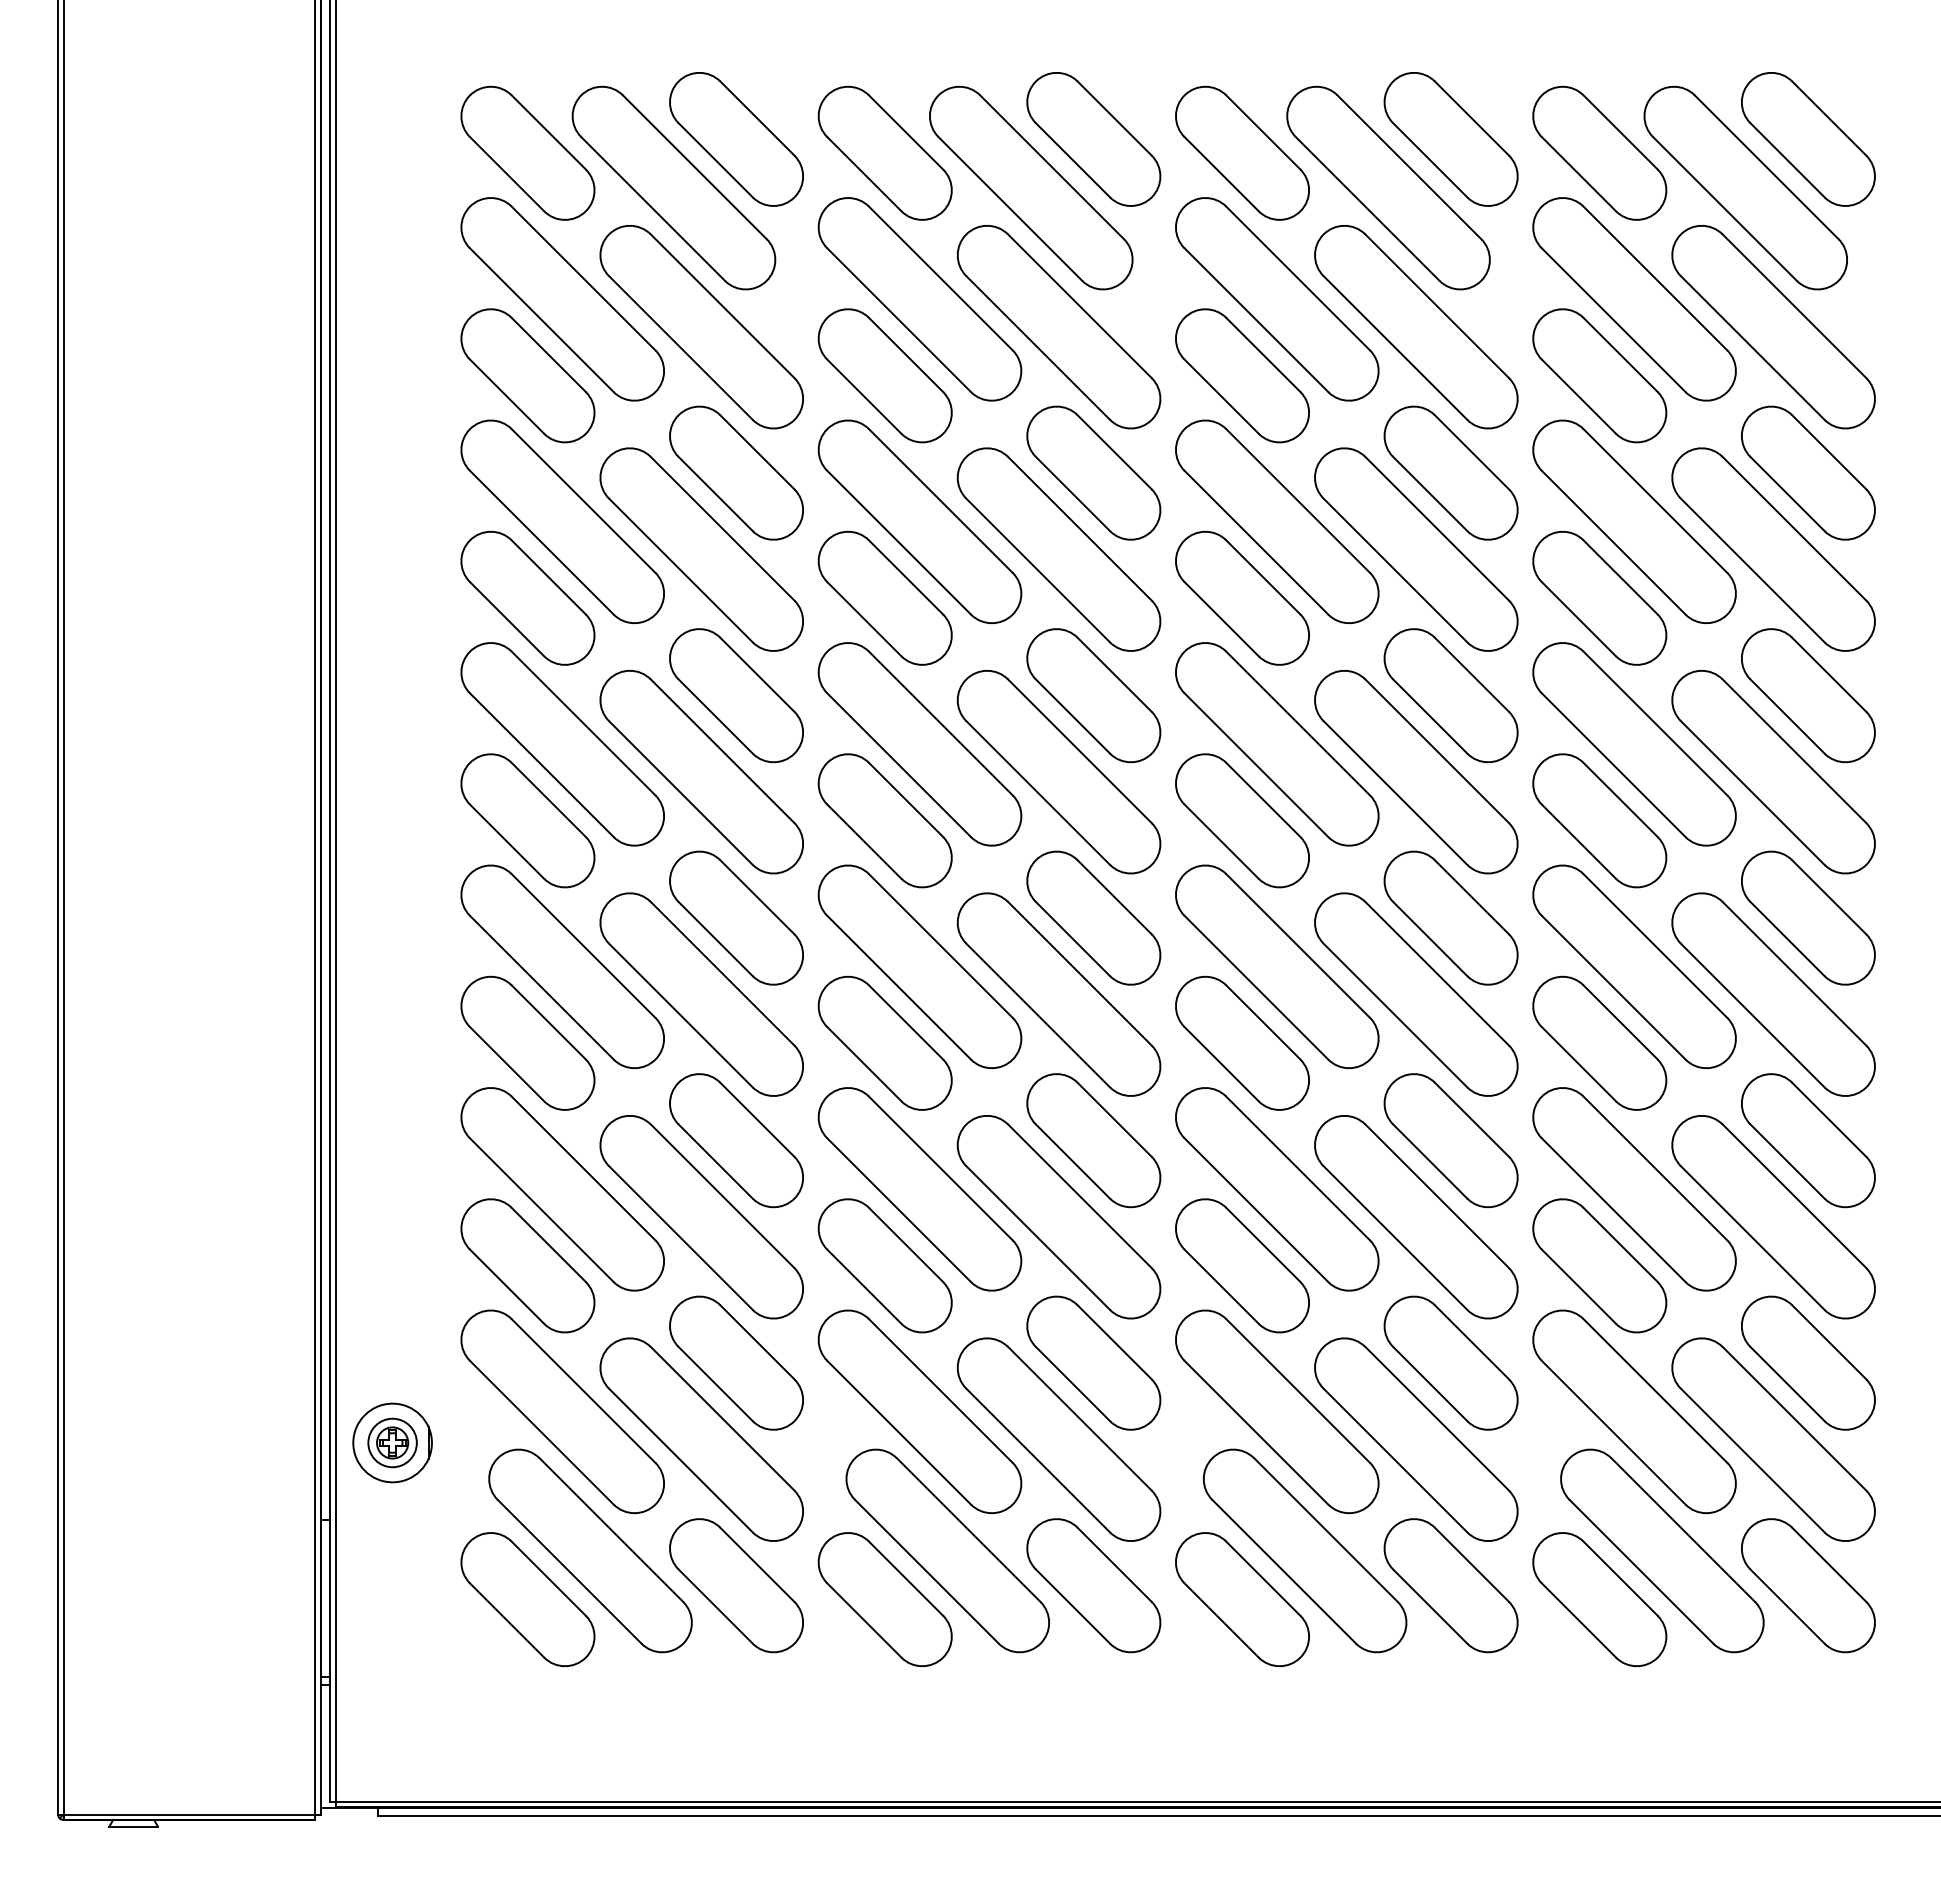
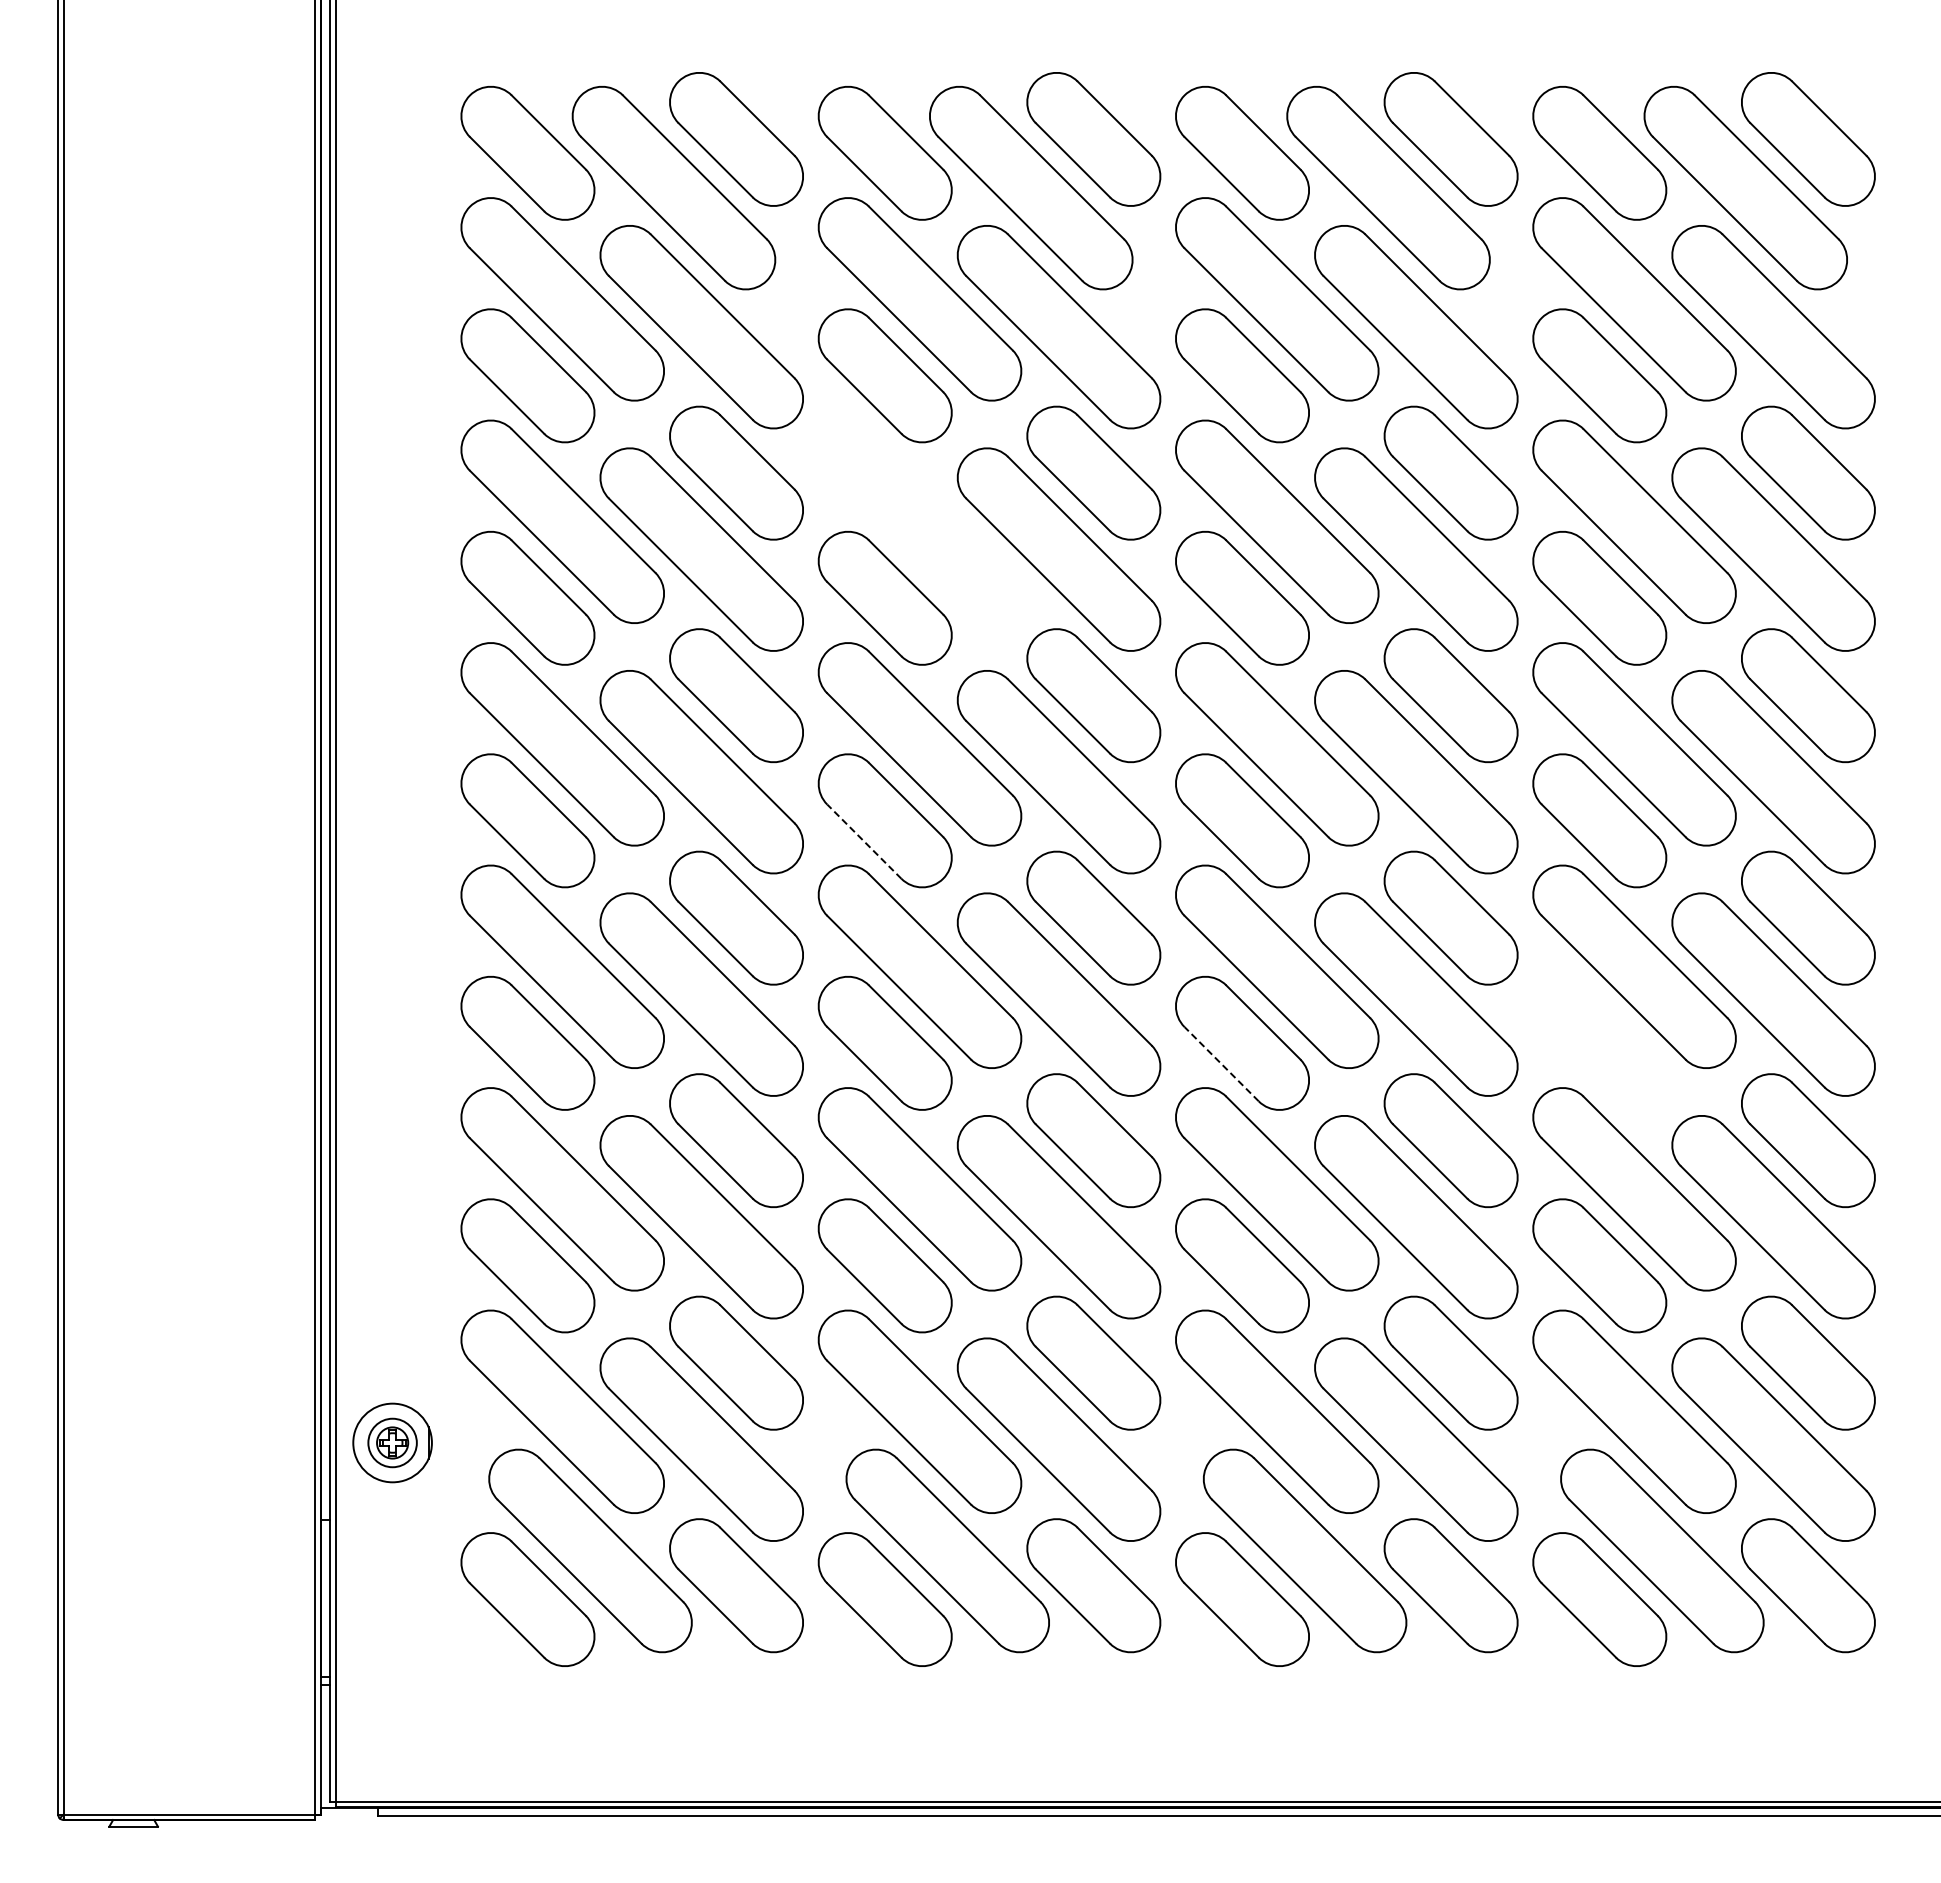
part: present -> none (919, 521)
line: solid -> dashed (864, 841)
part: present -> none (1599, 1043)
line: solid -> dashed (1221, 1063)
